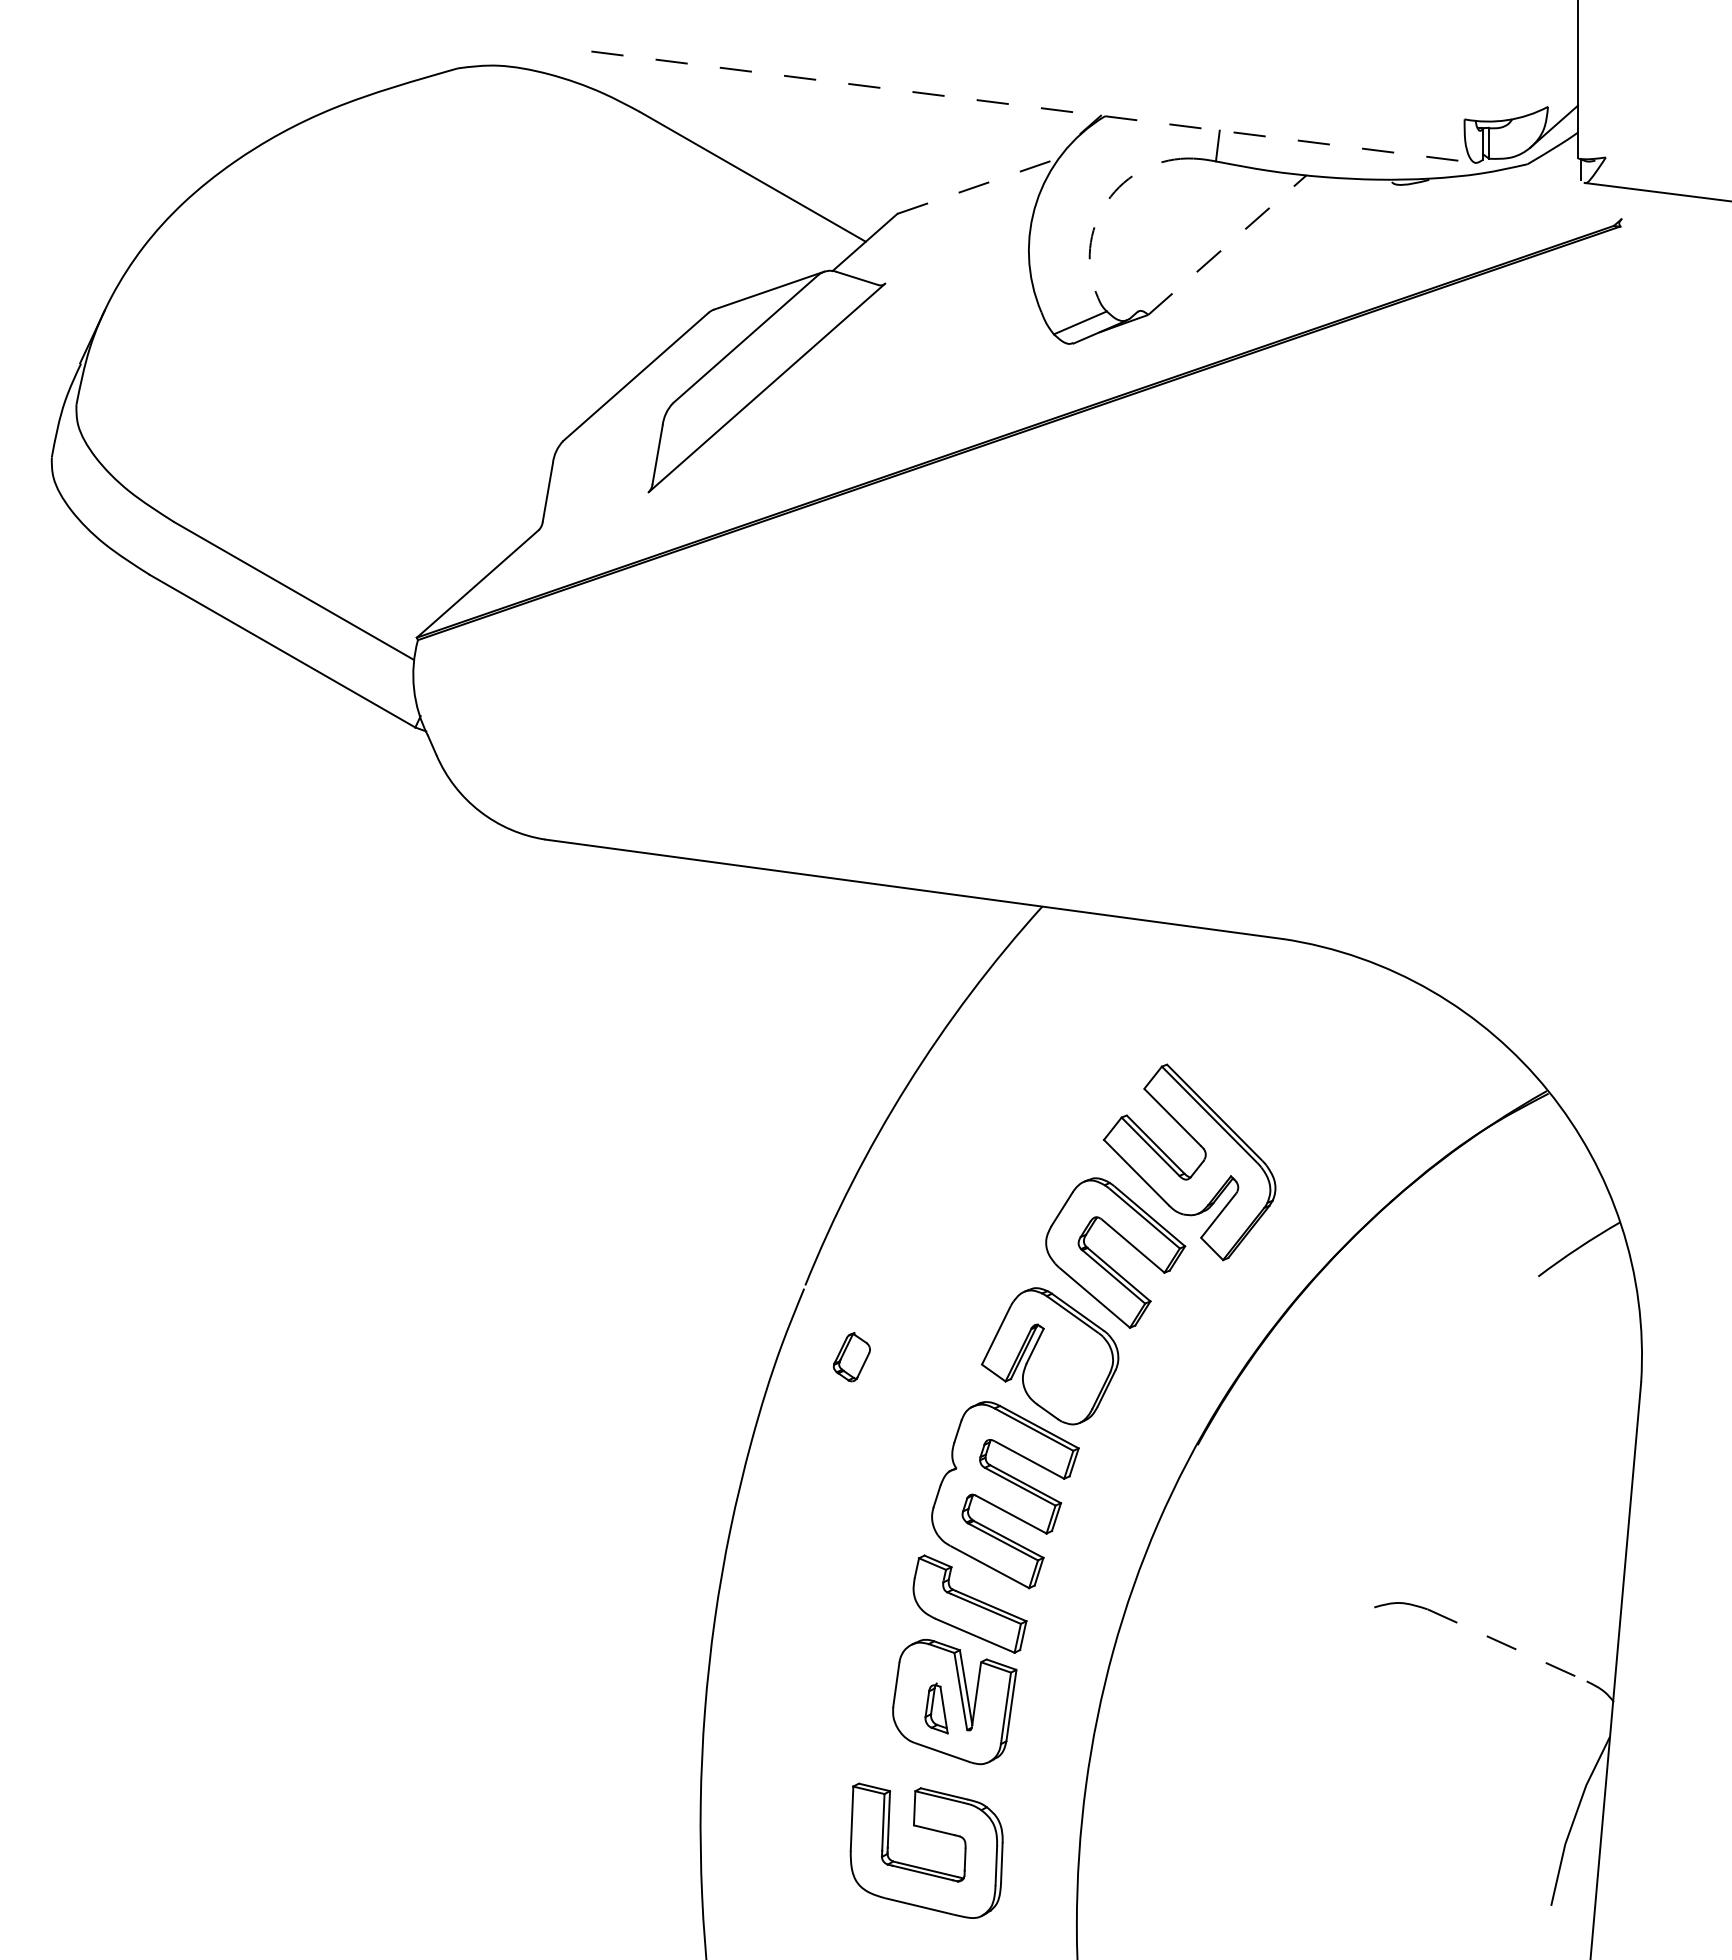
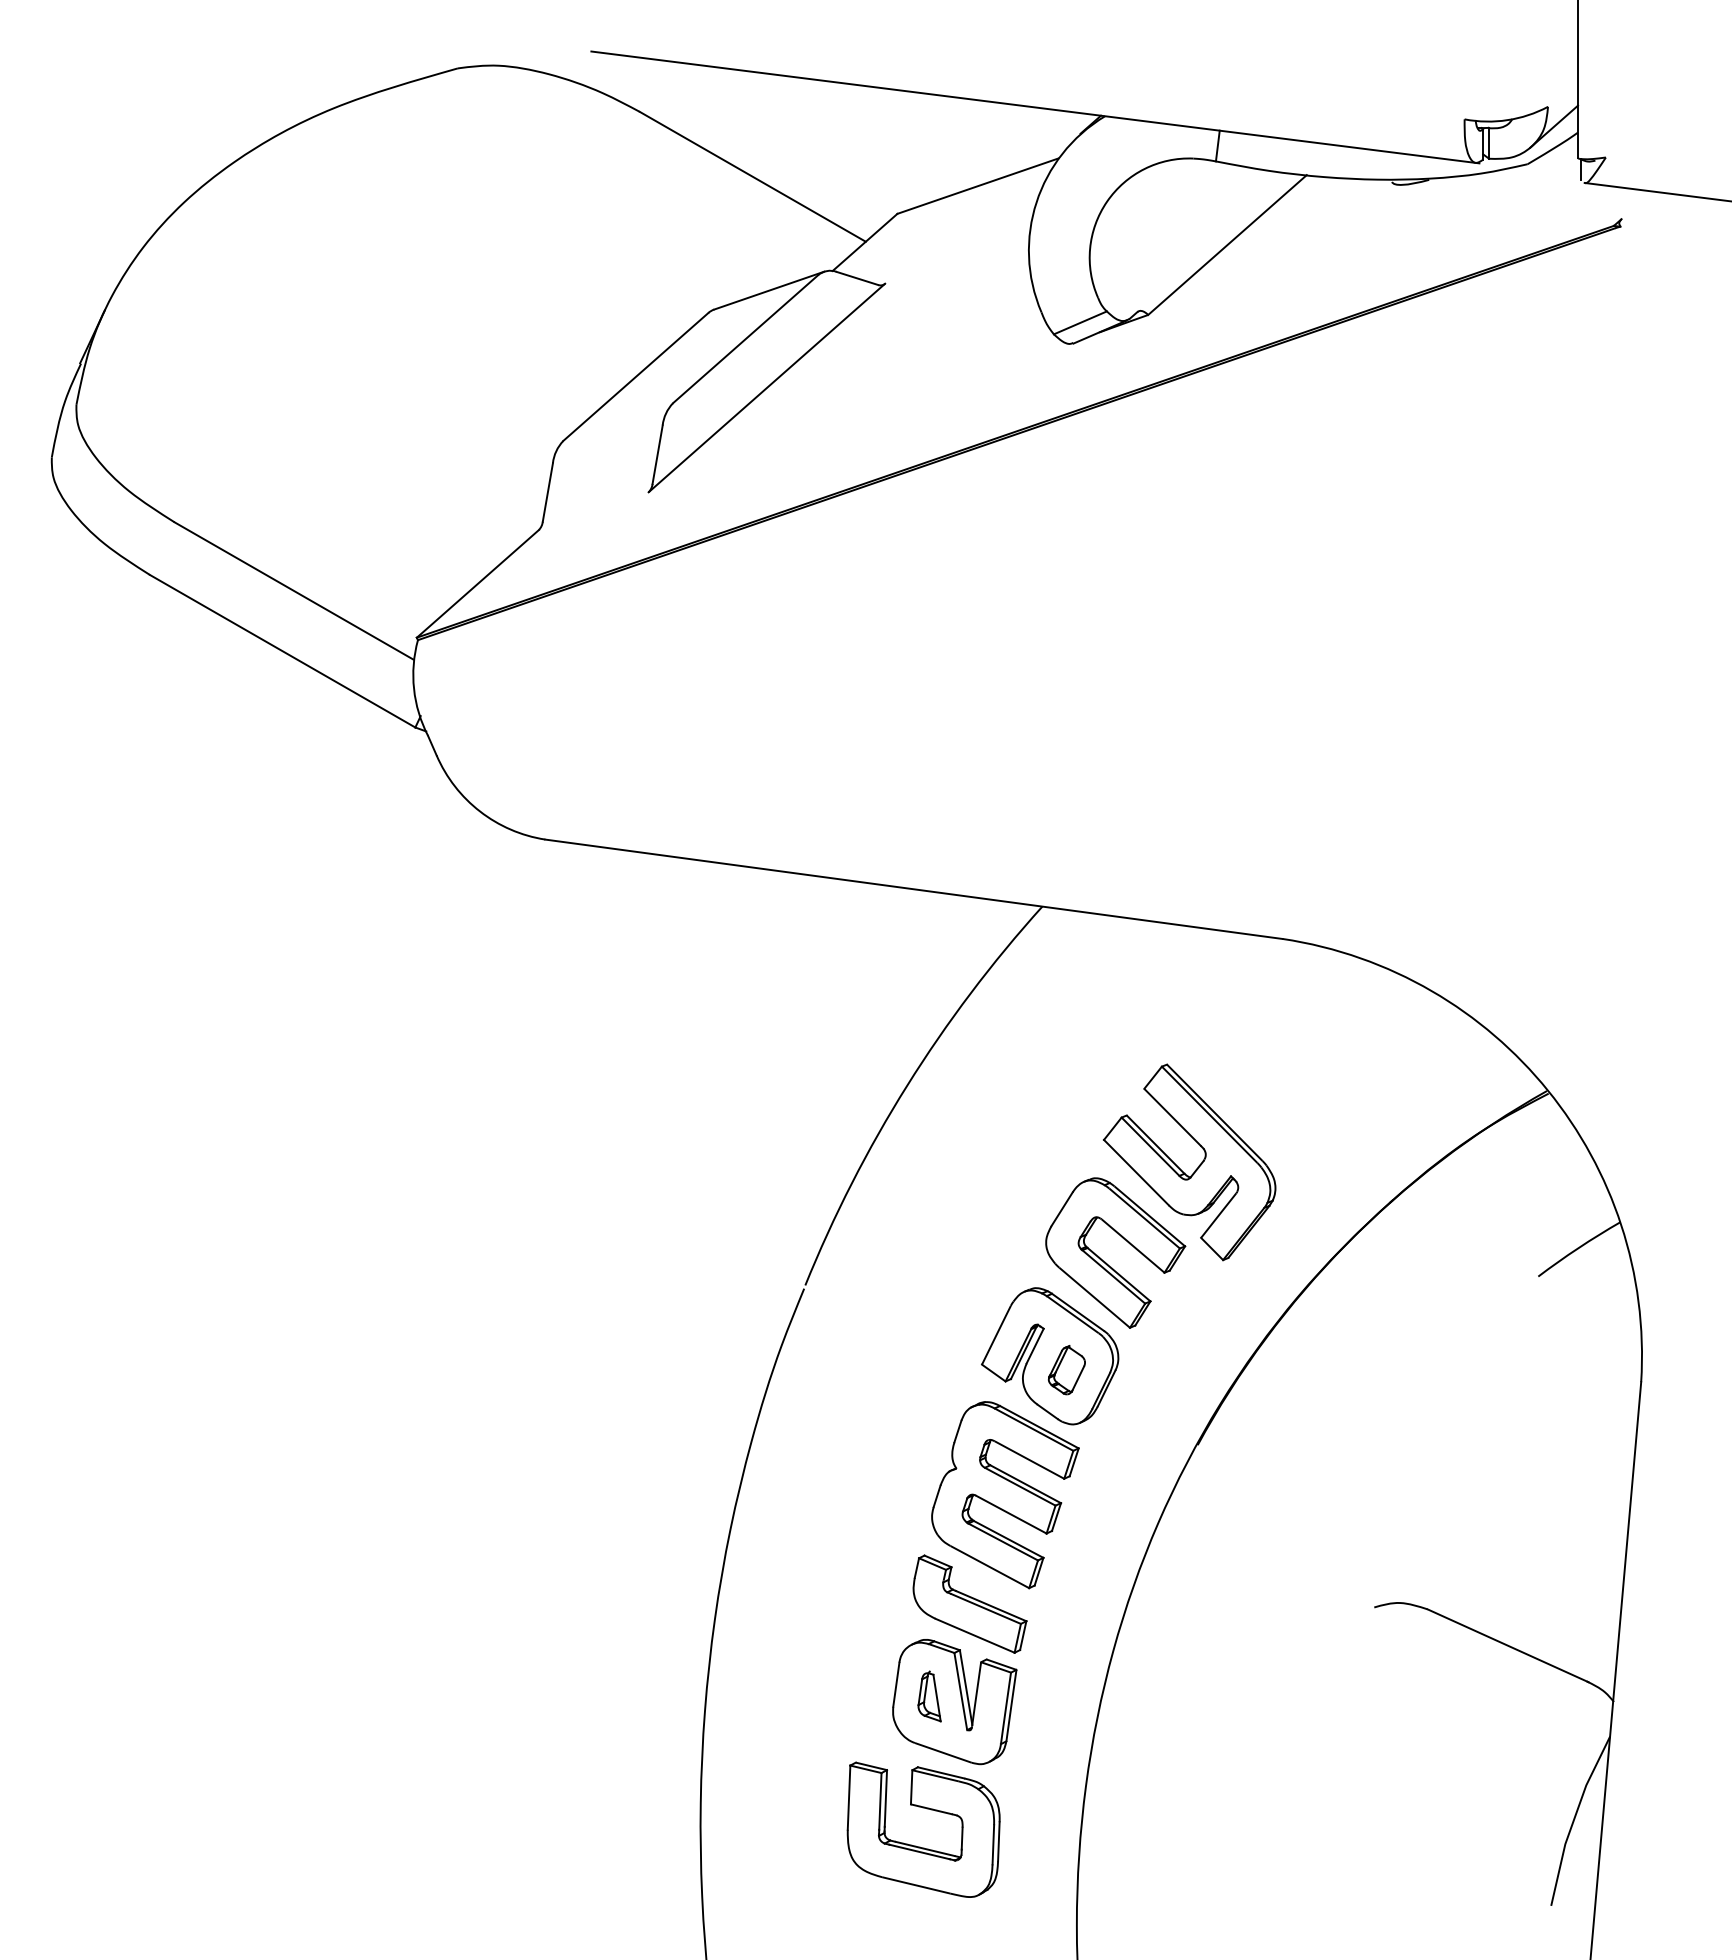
line: dashed -> solid (1035, 107)
line: dashed -> solid (978, 186)
arc: dashed -> solid (1107, 201)
line: dashed -> solid (1227, 245)
part position: (851, 1357) -> (1066, 1370) (1066, 1370)
line: dashed -> solid (1508, 1646)
part position: (936, 1708) -> (929, 1696) (929, 1696)
part position: (923, 1867) -> (920, 1846) (920, 1846)
